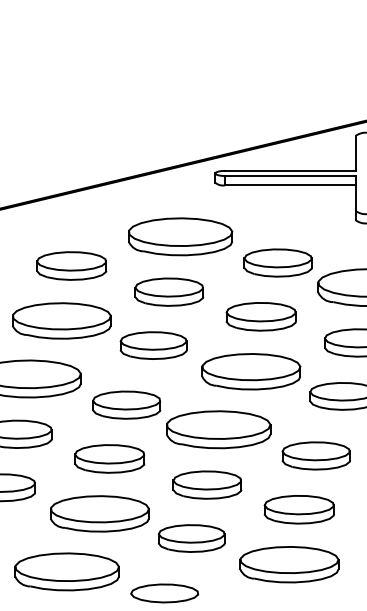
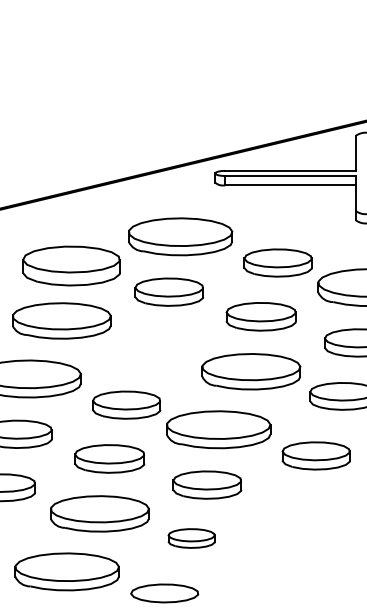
part size: 72x30 px -> 99x42 px (71, 265)
part: present -> none (153, 345)
part: present -> none (298, 509)
part size: 69x29 px -> 49x21 px (191, 538)
part: present -> none (289, 564)
